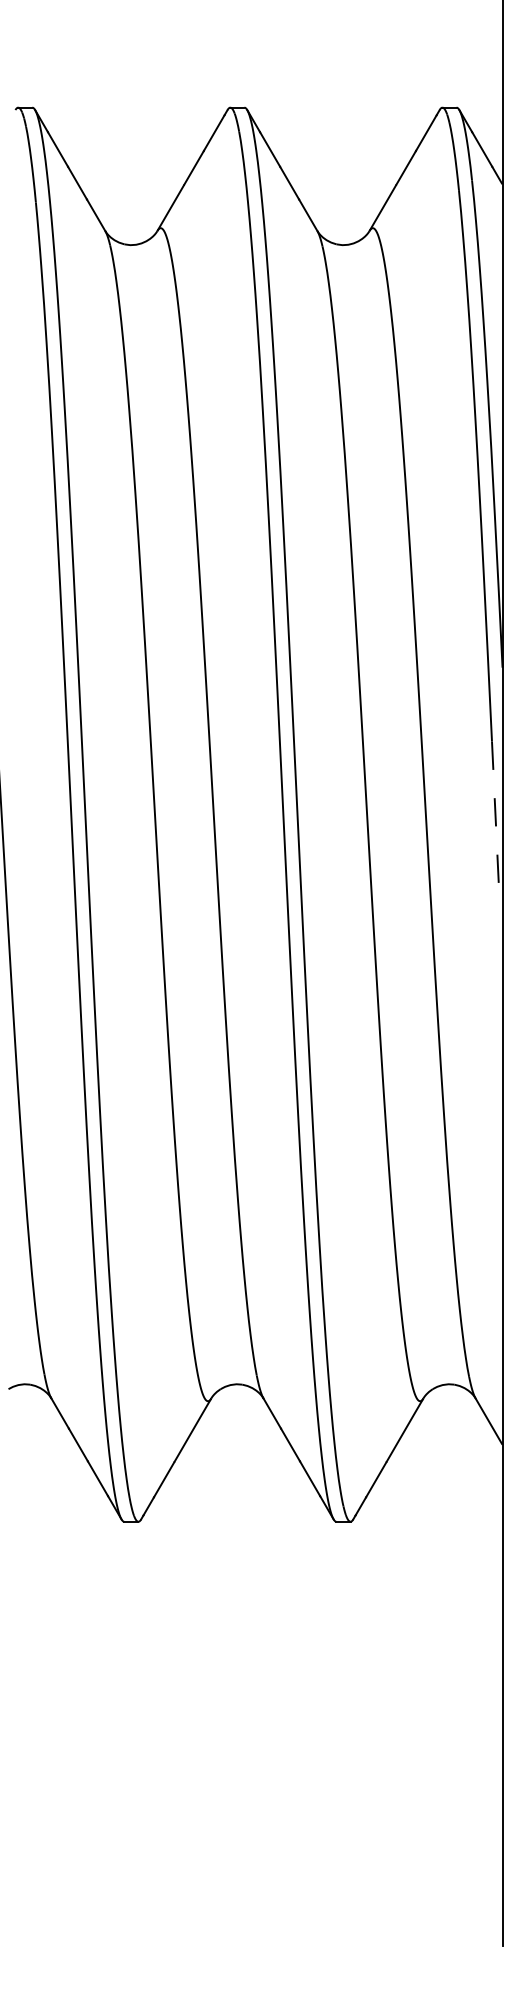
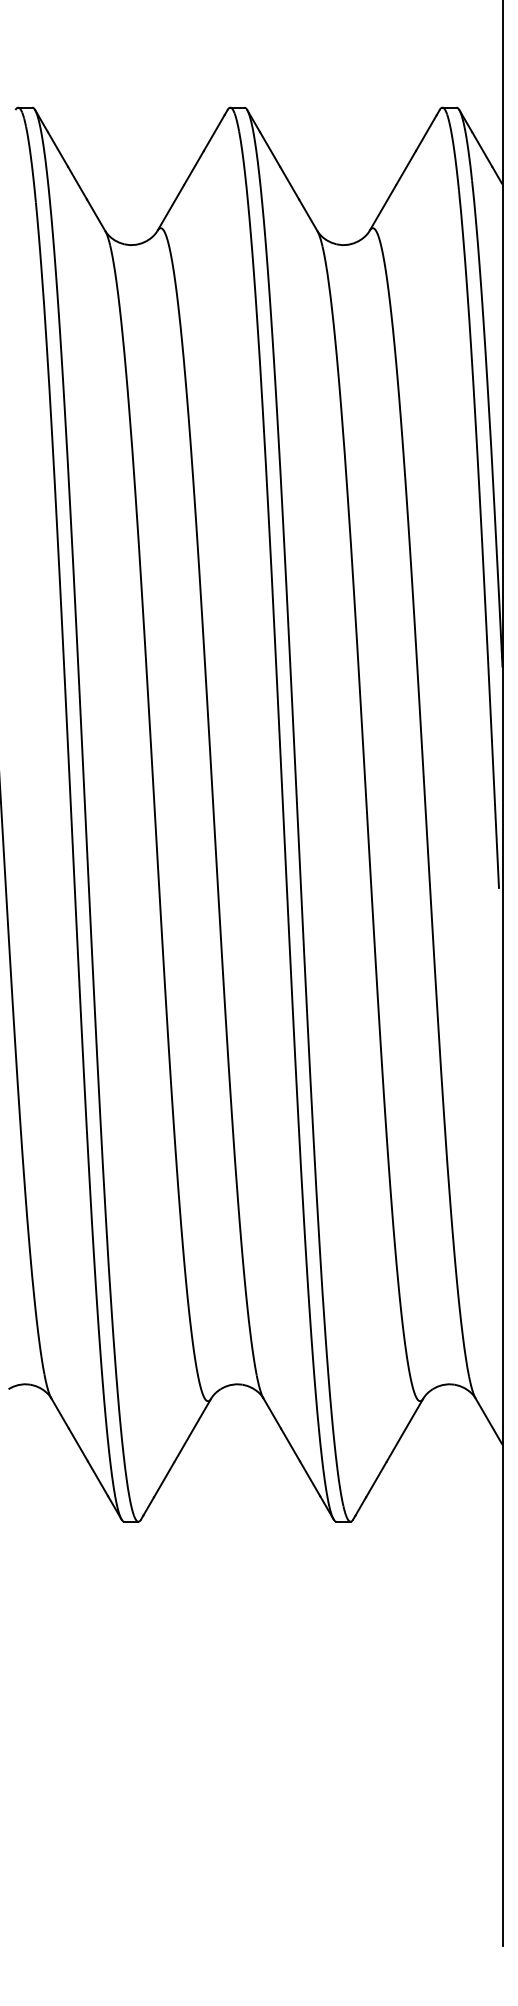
line: dashed -> solid (495, 815)
